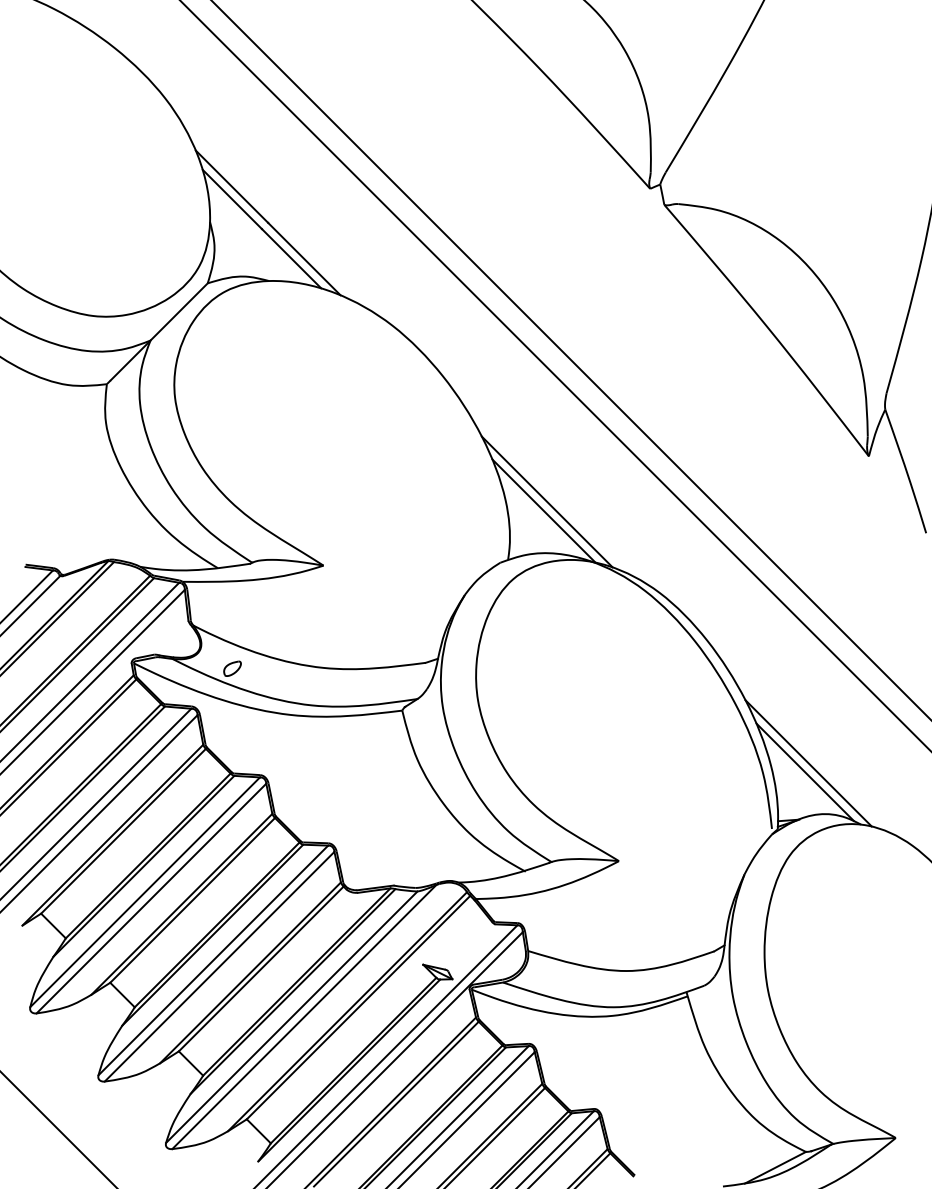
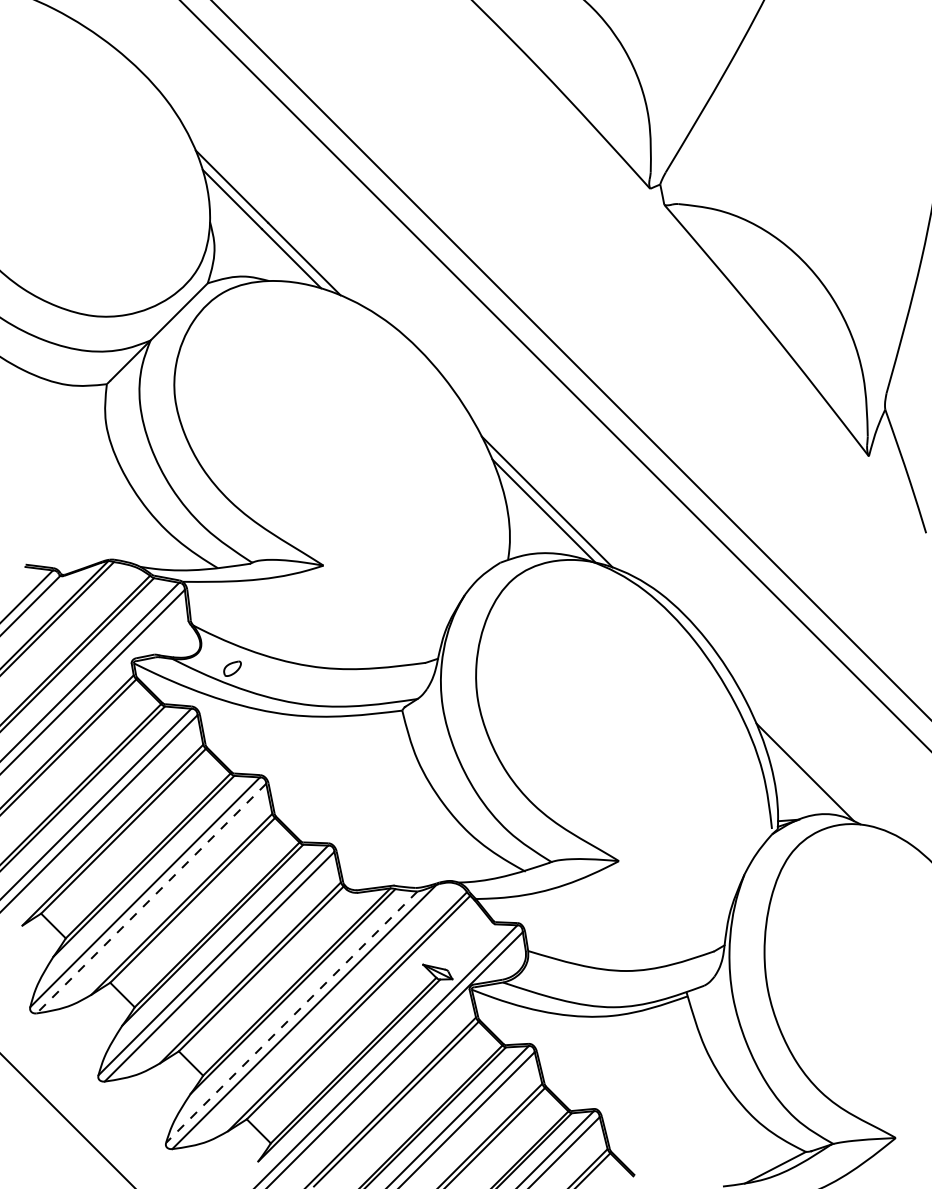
line: present -> none (808, 763)
line: solid -> dashed (151, 898)
line: solid -> dashed (291, 1017)
line position: (58, 1129) -> (67, 1120) (67, 1120)
